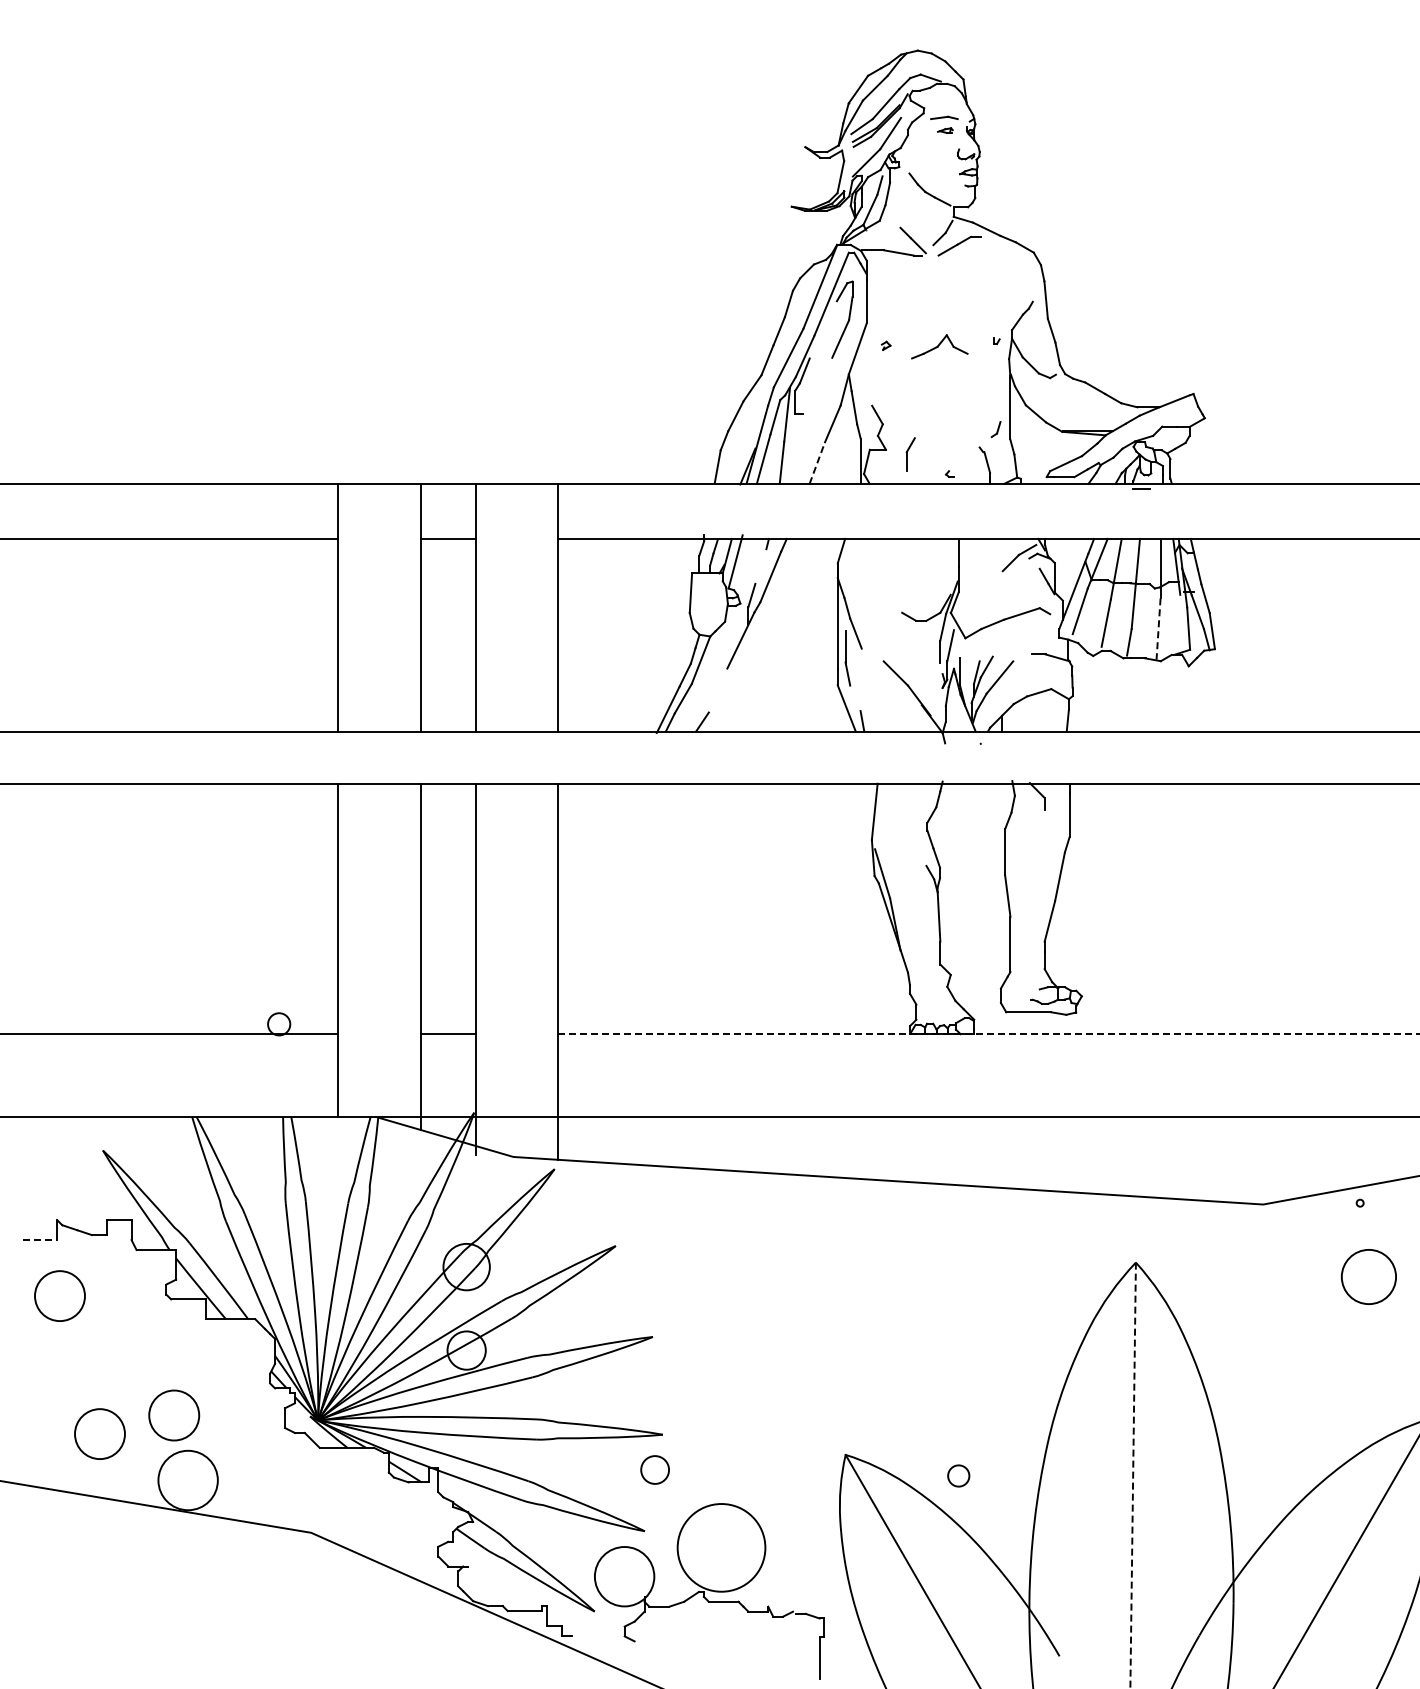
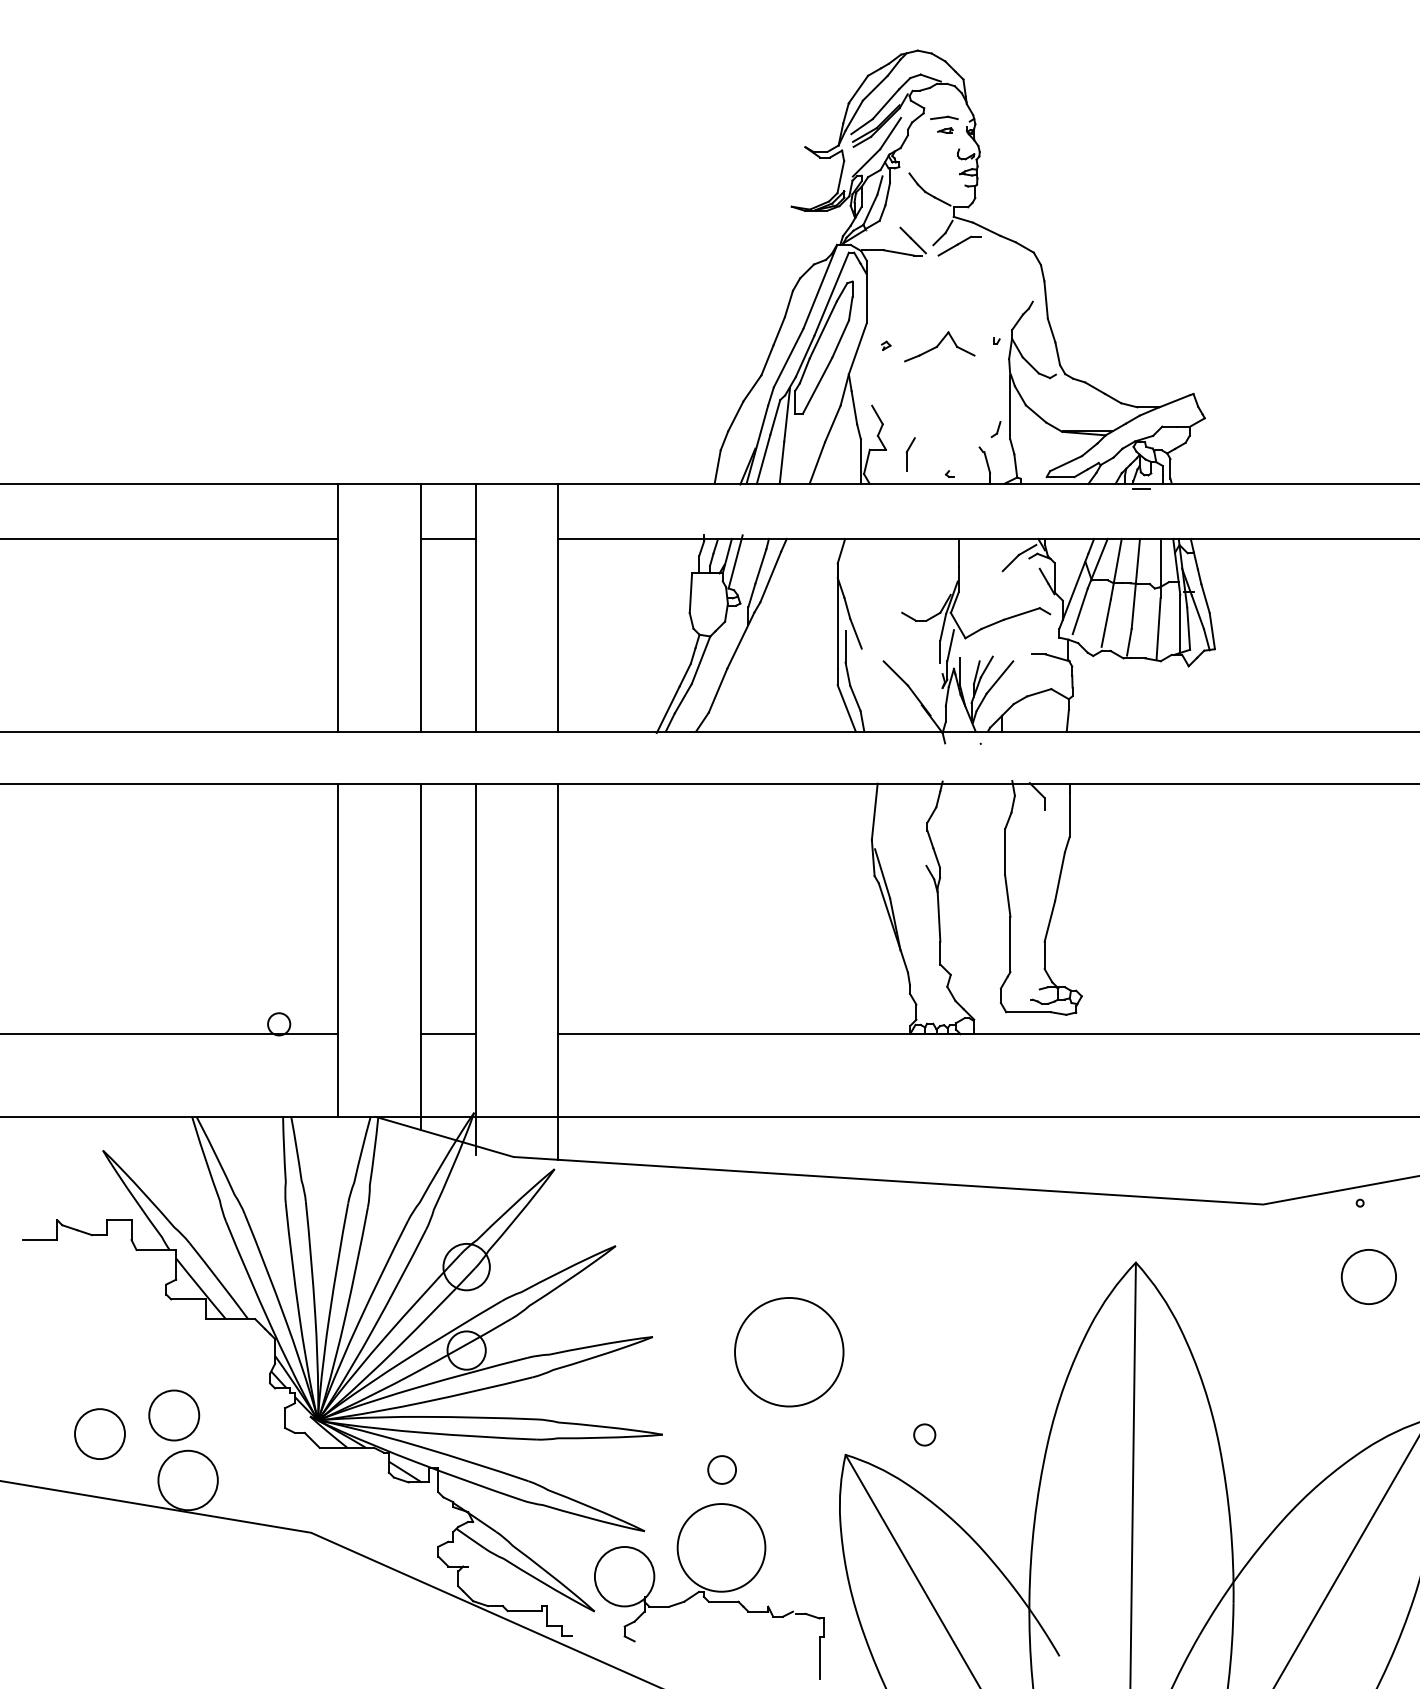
line: none -> present (822, 329)
part size: 58x26 px -> 72x32 px (939, 346)
line: none -> present (817, 385)
line: dashed -> solid (817, 462)
line: none -> present (760, 566)
line: none -> present (1180, 623)
line: dashed -> solid (1158, 628)
line: none -> present (717, 690)
line: none -> present (855, 698)
line: dashed -> solid (989, 1034)
line: dashed -> solid (40, 1240)
circle: present -> none (59, 1295)
circle: none -> present (789, 1352)
circle position: (654, 1469) -> (721, 1469) (721, 1469)
circle position: (958, 1475) -> (924, 1434) (924, 1434)
line: dashed -> solid (1133, 1475)
